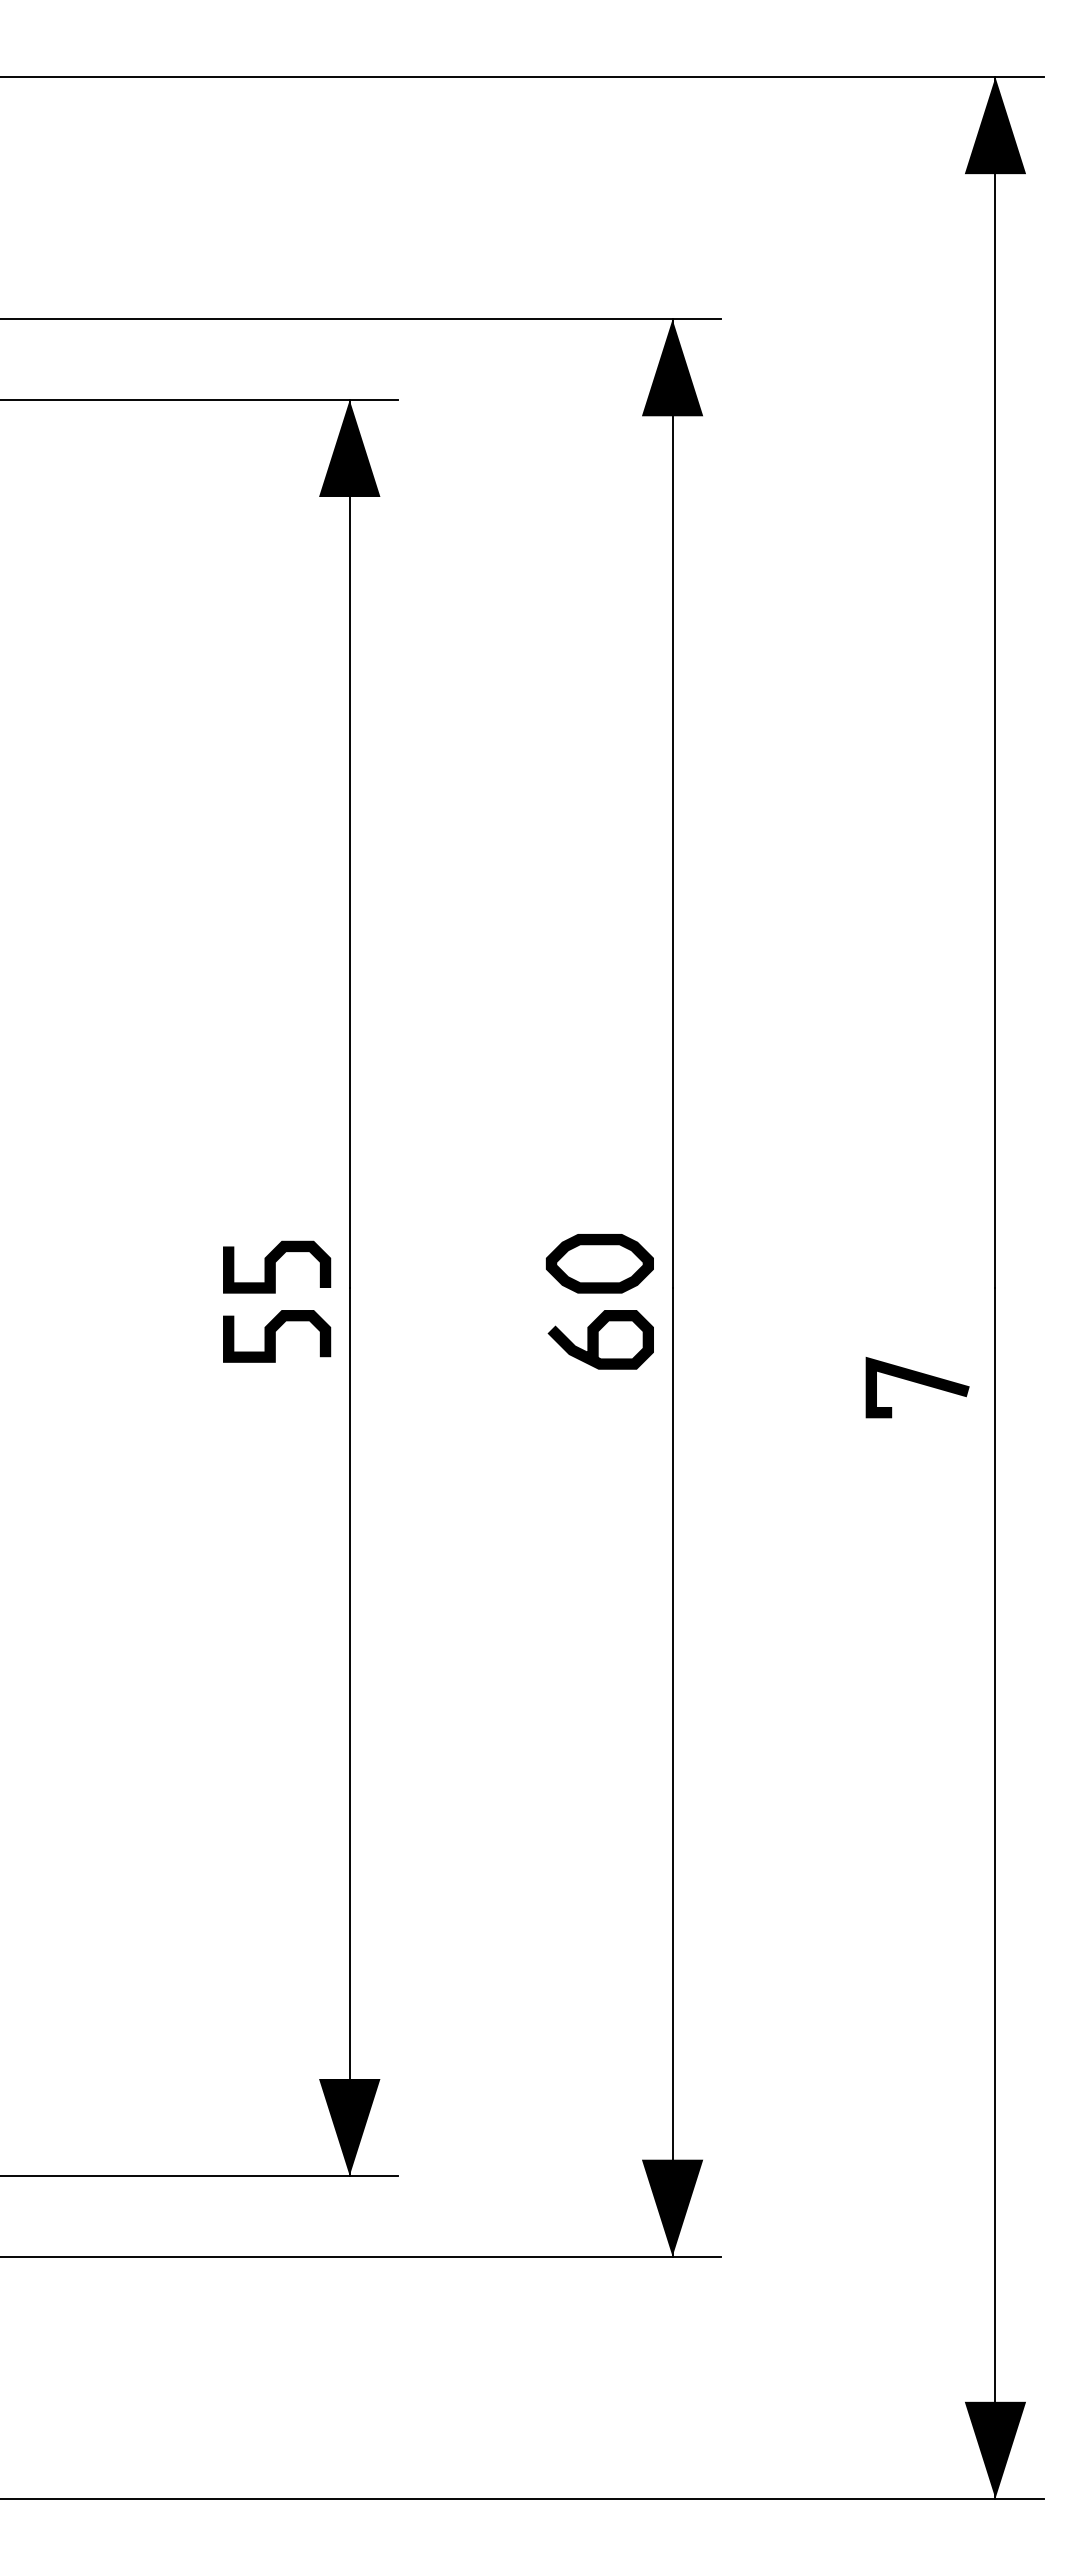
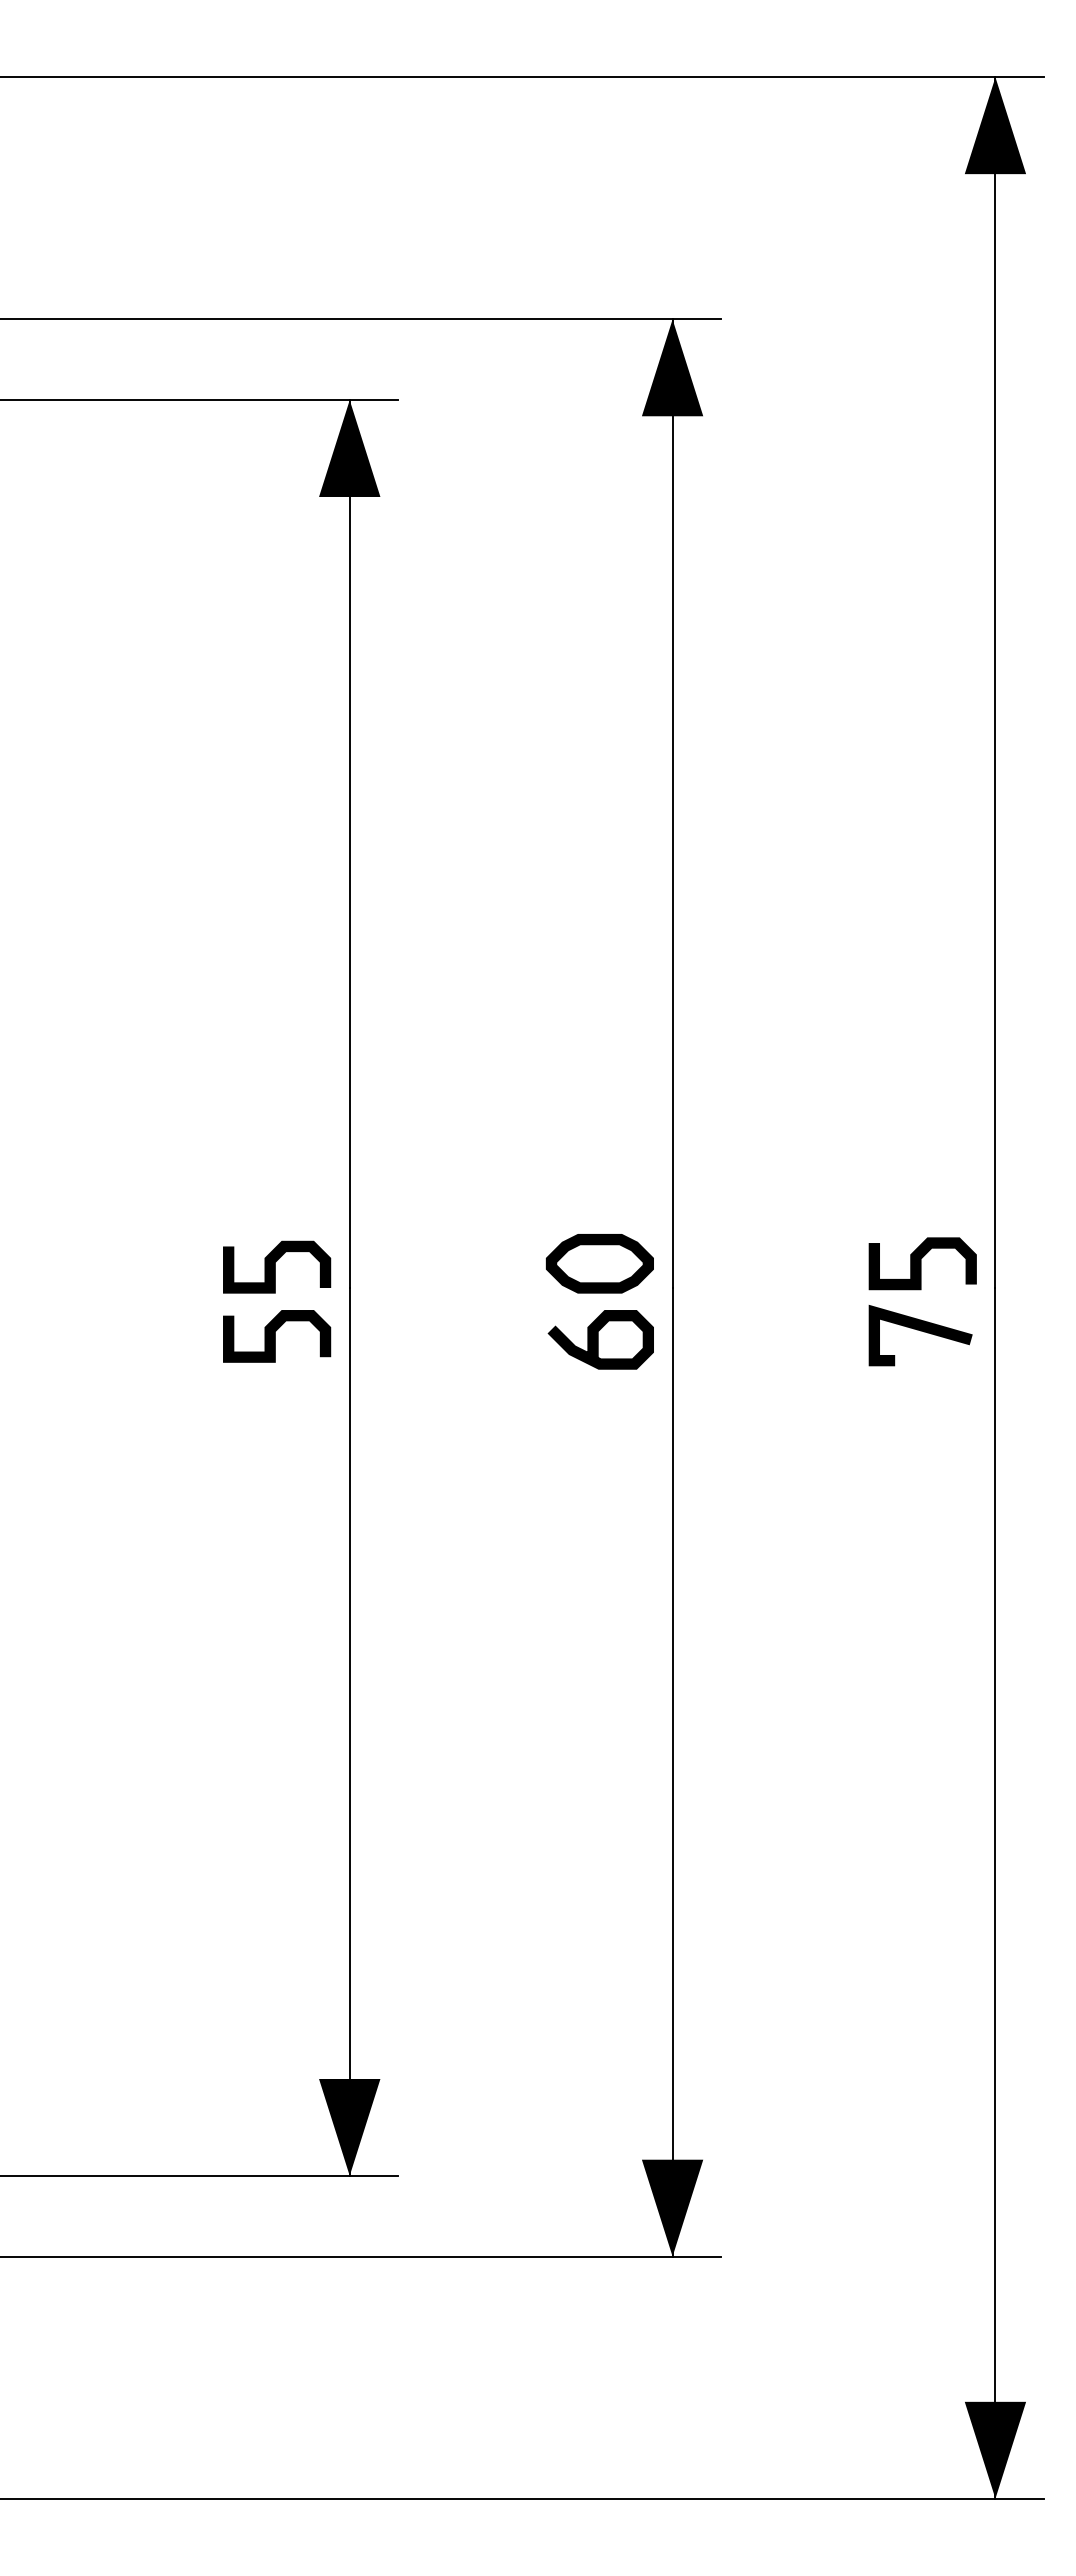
curve: none -> present (921, 1263)
line position: (917, 1383) -> (920, 1331) (920, 1331)
